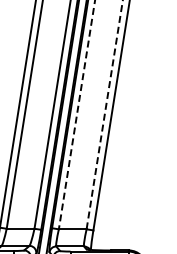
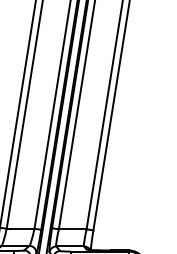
line: dashed -> solid (76, 115)
line: dashed -> solid (104, 115)
